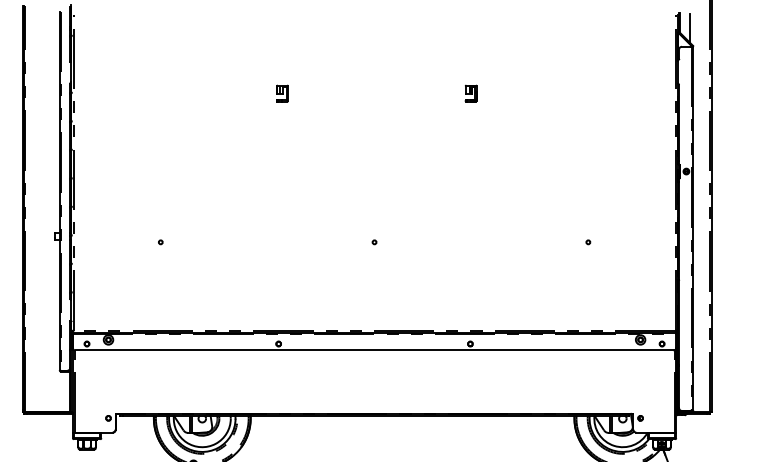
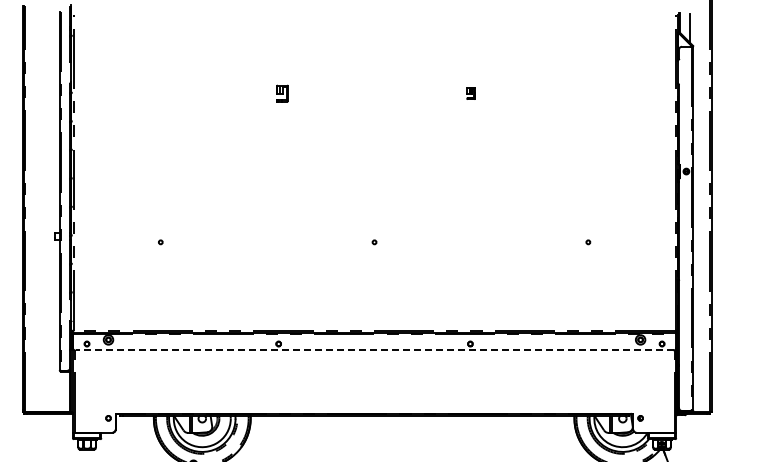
part size: 14x19 px -> 10x13 px (470, 93)
line: solid -> dashed (374, 350)
